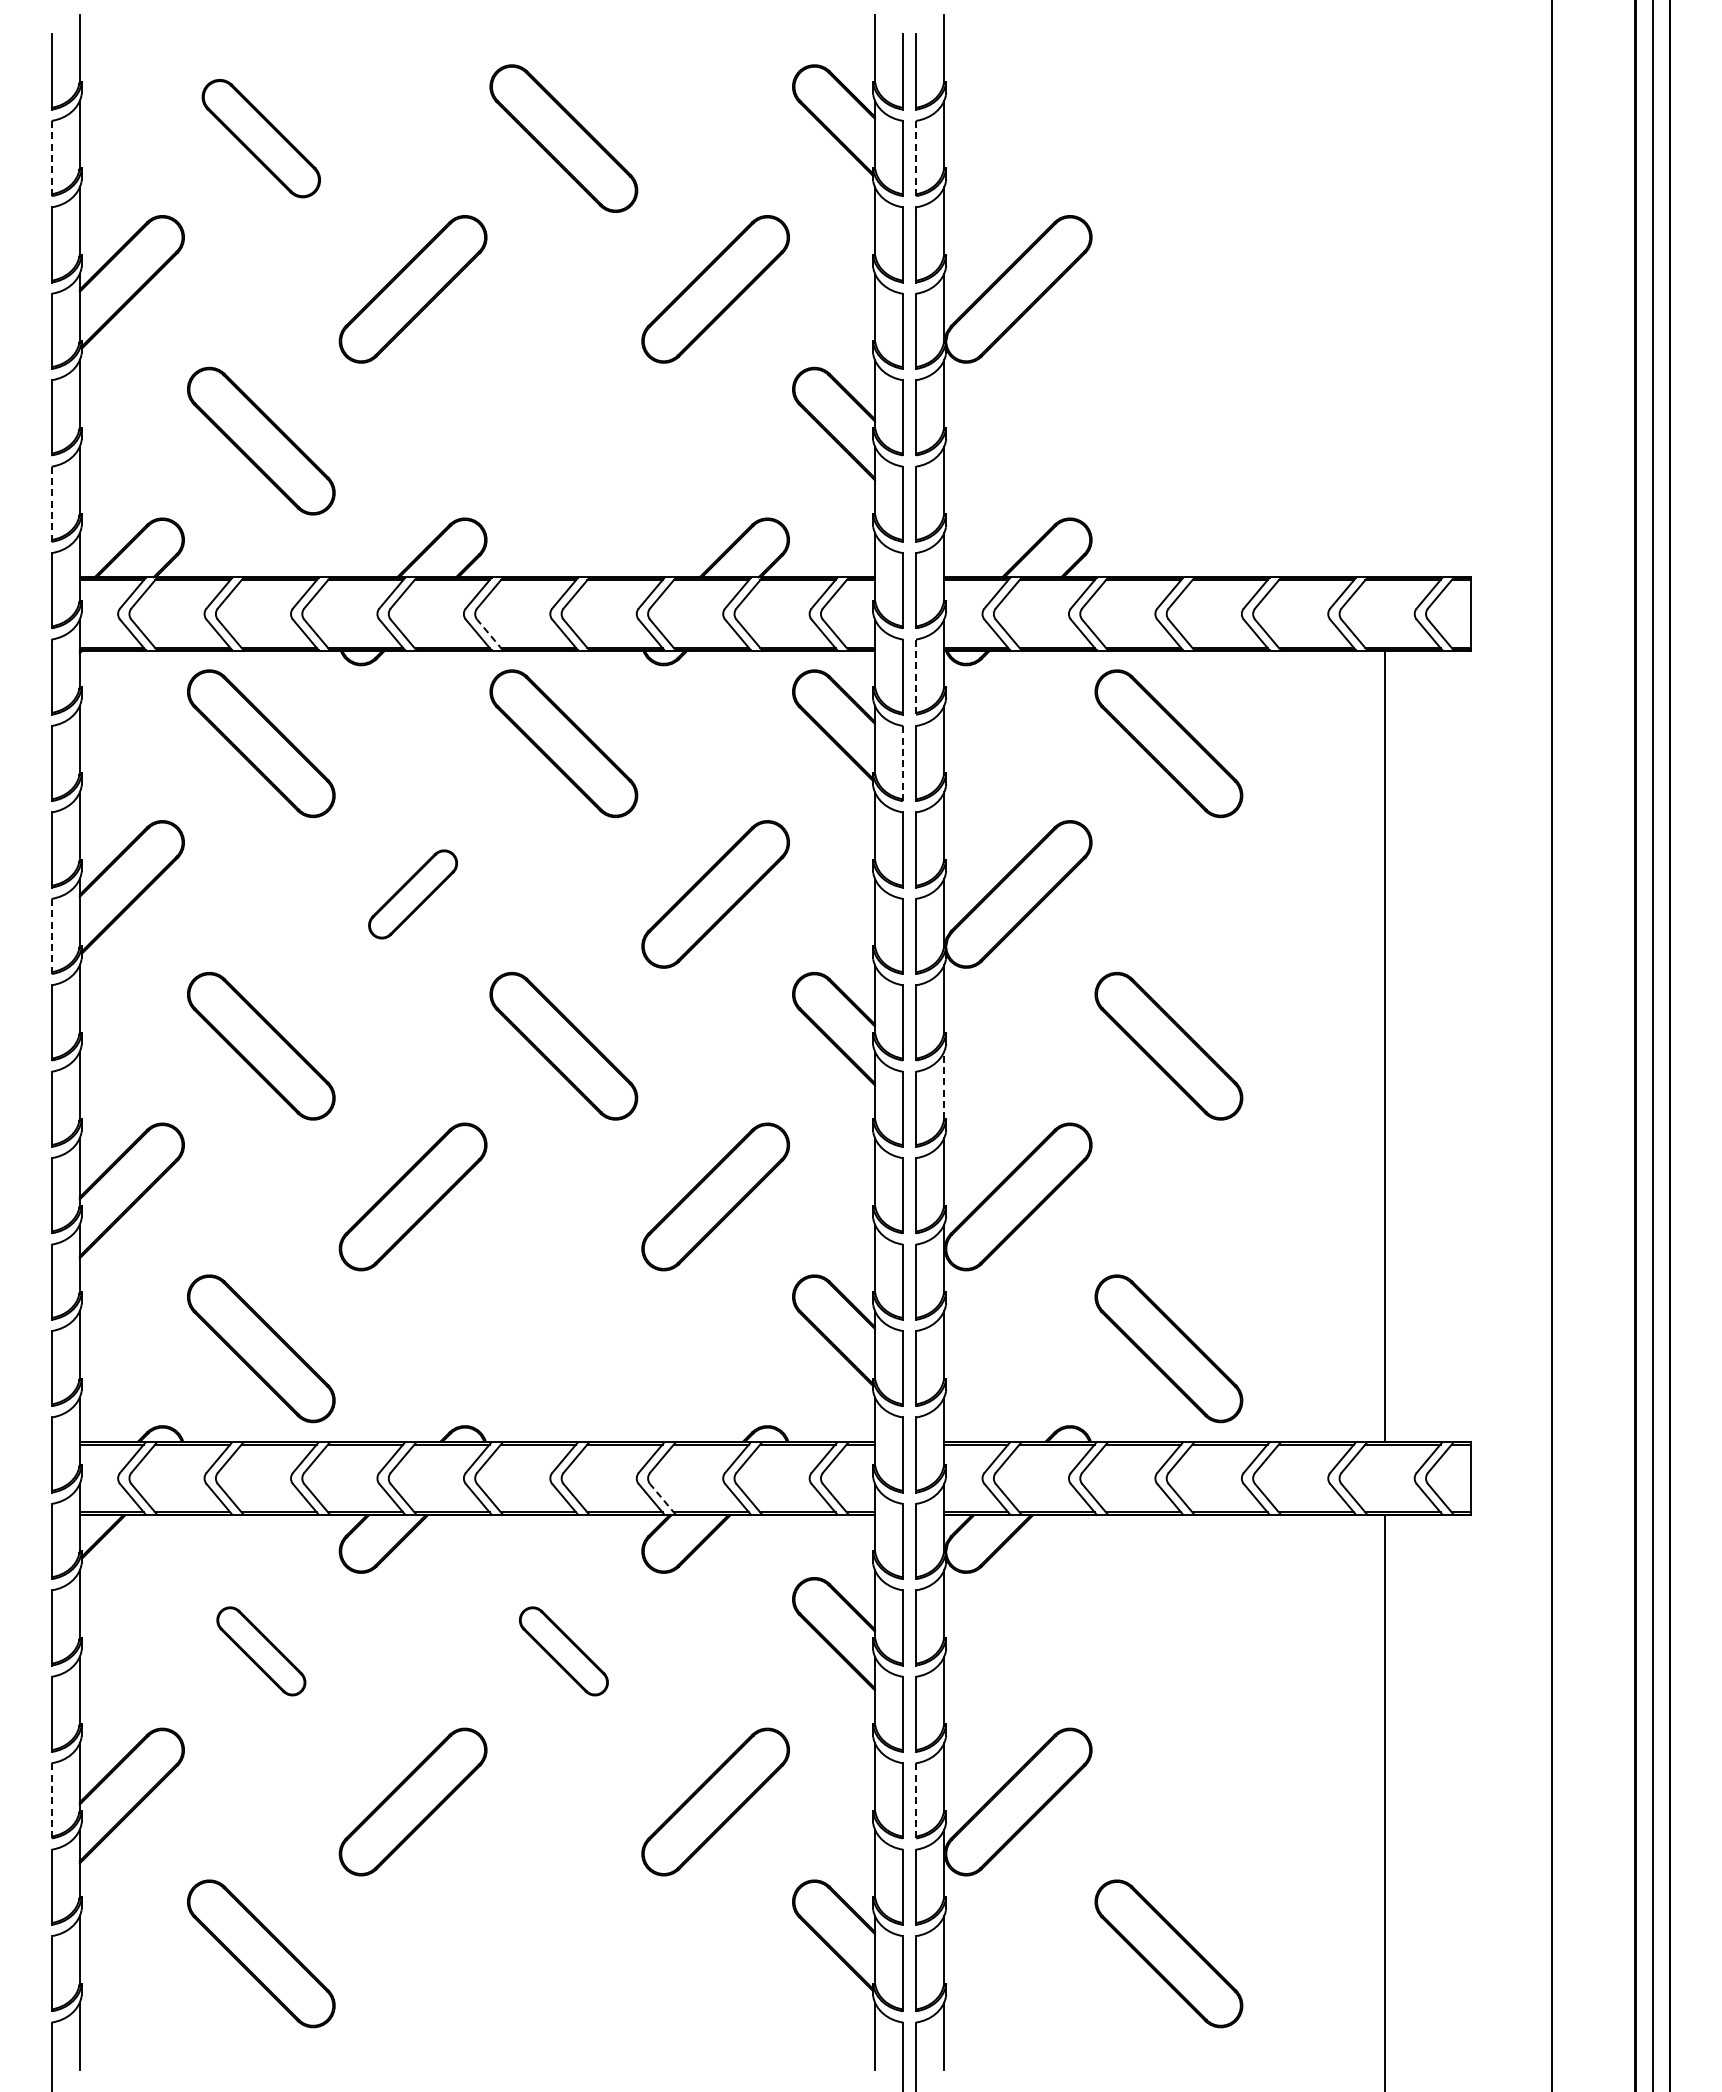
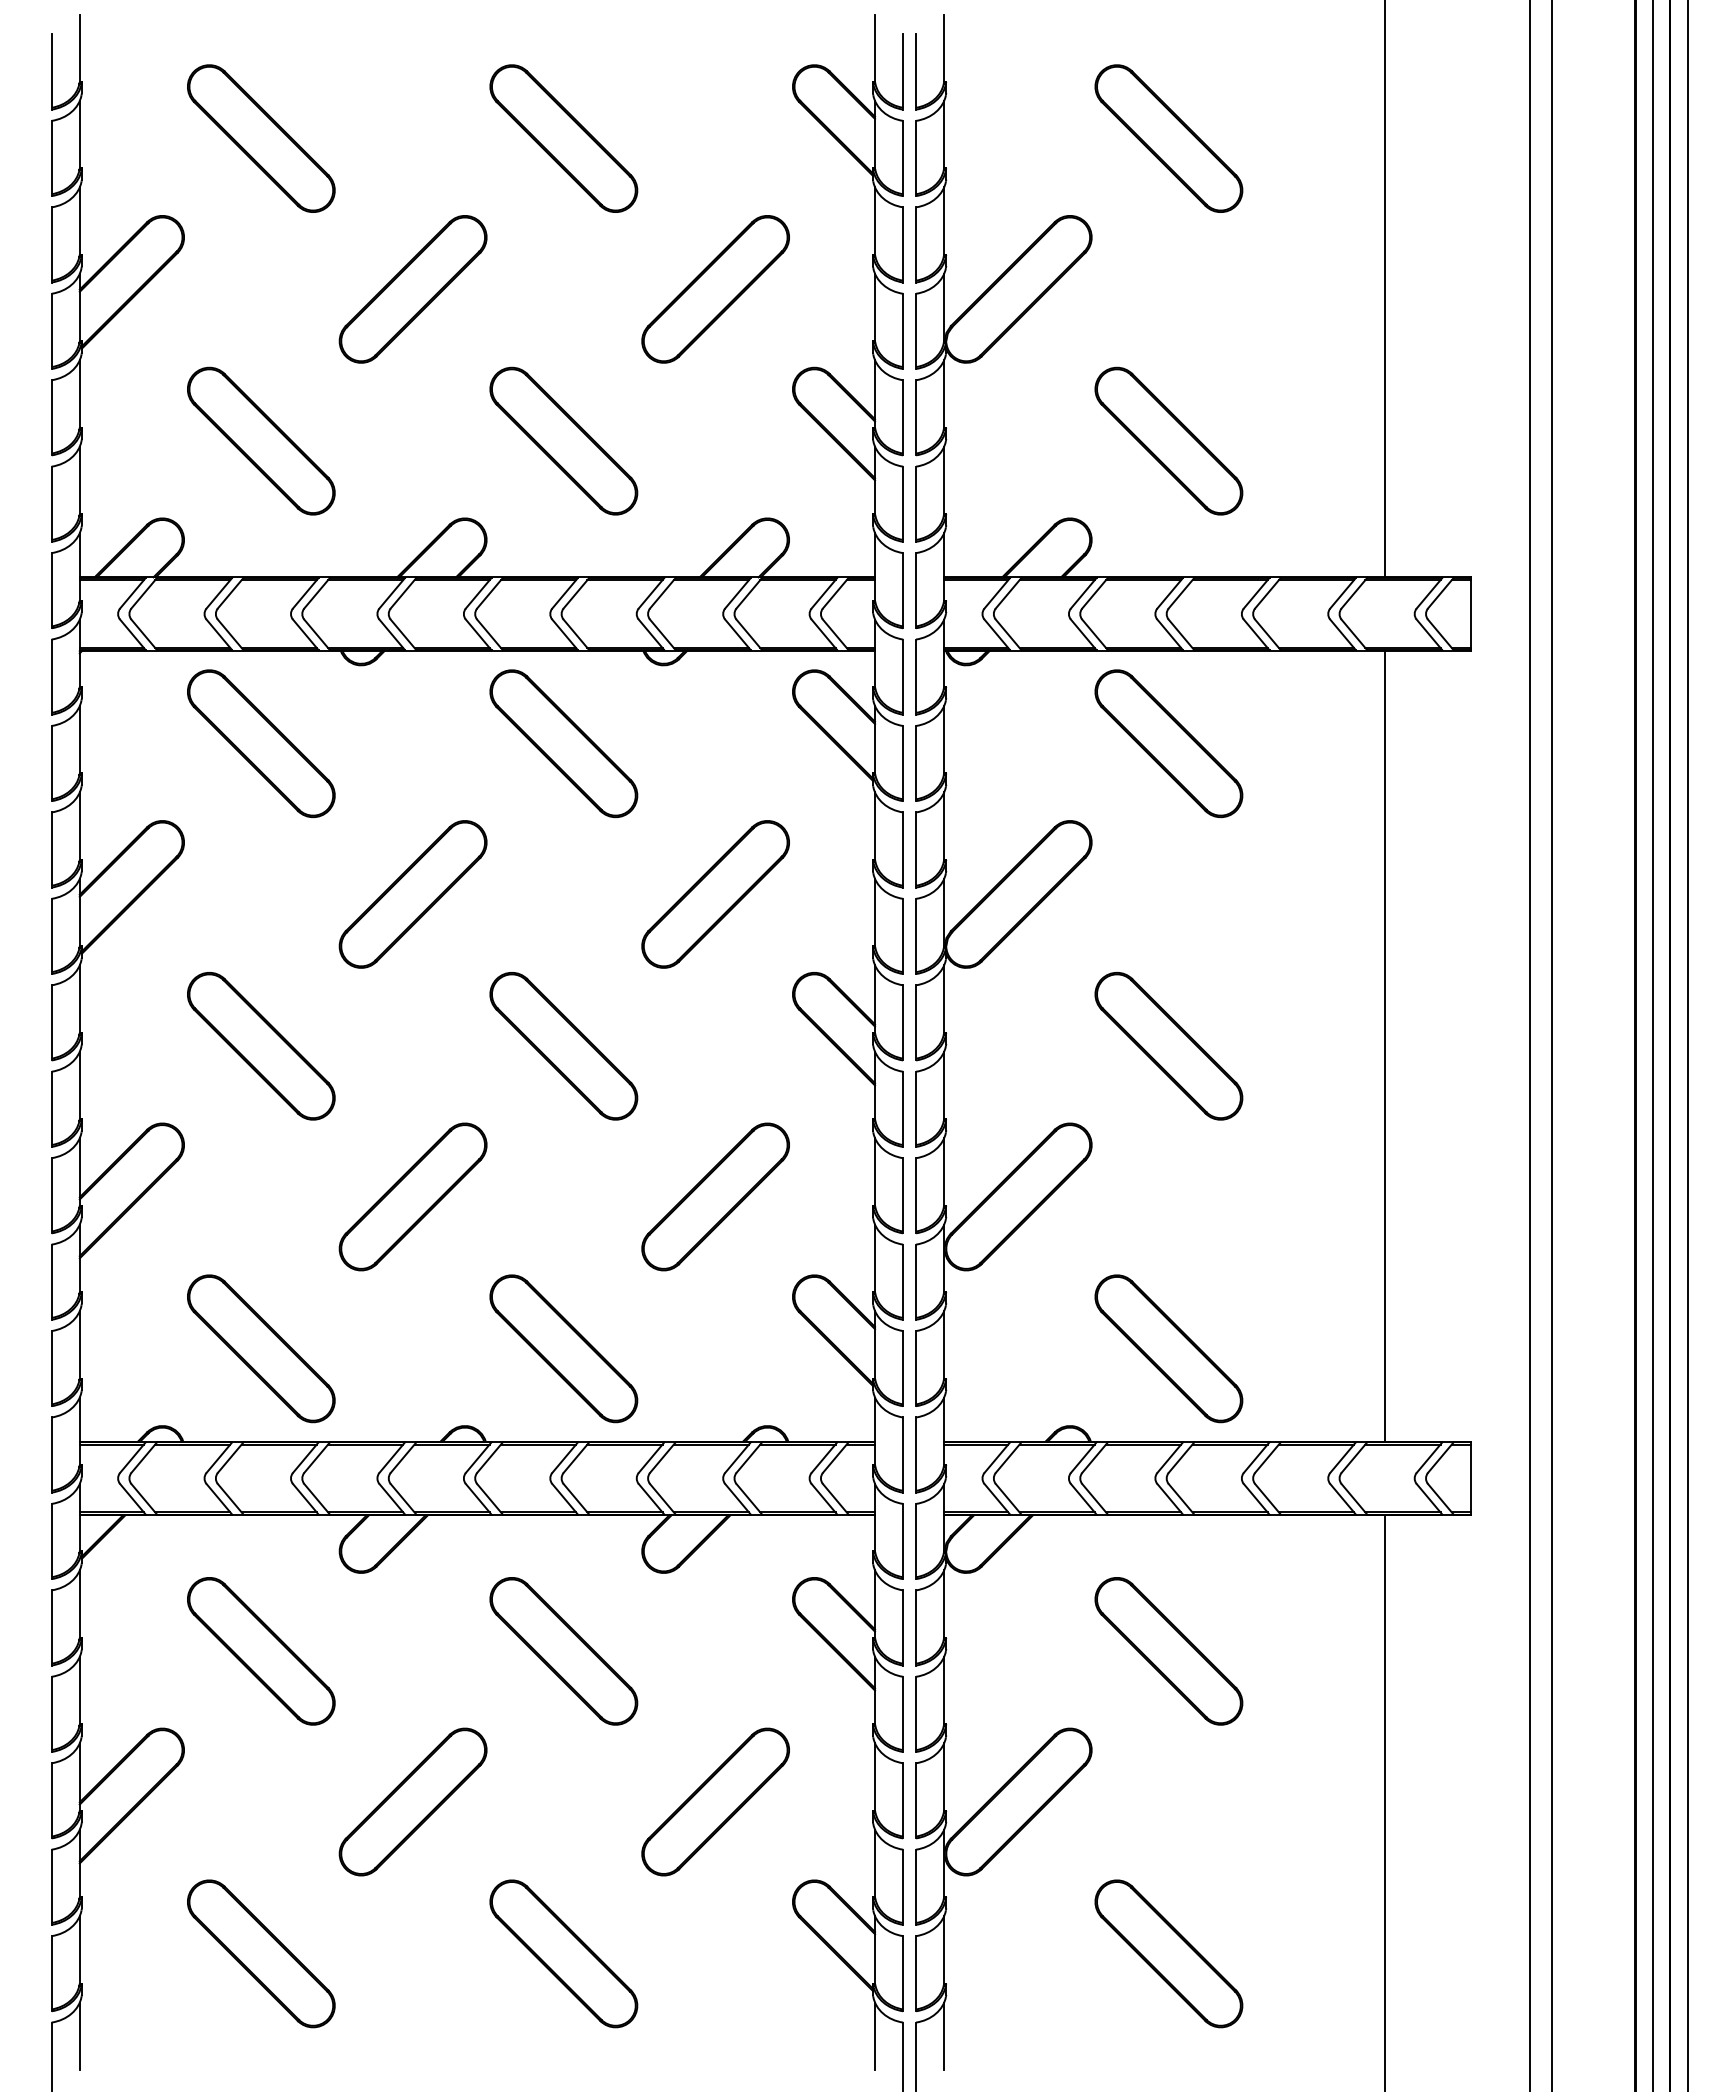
part size: 120x120 px -> 149x149 px (261, 138)
part: none -> present (1168, 138)
line: dashed -> solid (51, 158)
line: dashed -> solid (916, 158)
line: none -> present (1385, 289)
part: none -> present (563, 440)
part: none -> present (1168, 440)
line: dashed -> solid (51, 504)
line: dashed -> solid (489, 634)
line: dashed -> solid (916, 677)
line: dashed -> solid (903, 763)
part size: 90x91 px -> 150x149 px (412, 894)
line: dashed -> solid (51, 936)
line: none -> present (1530, 1045)
line: none -> present (1687, 1045)
line: dashed -> solid (944, 1085)
part: none -> present (563, 1348)
line: dashed -> solid (662, 1498)
part size: 91x91 px -> 149x149 px (261, 1651)
part size: 90x91 px -> 150x149 px (563, 1651)
part: none -> present (1168, 1651)
line: dashed -> solid (51, 1800)
line: dashed -> solid (916, 1800)
part: none -> present (563, 1953)
